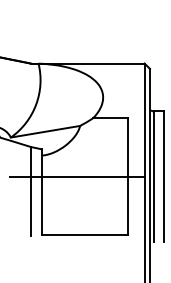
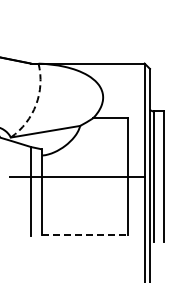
arc: solid -> dashed (36, 104)
line: solid -> dashed (85, 234)
